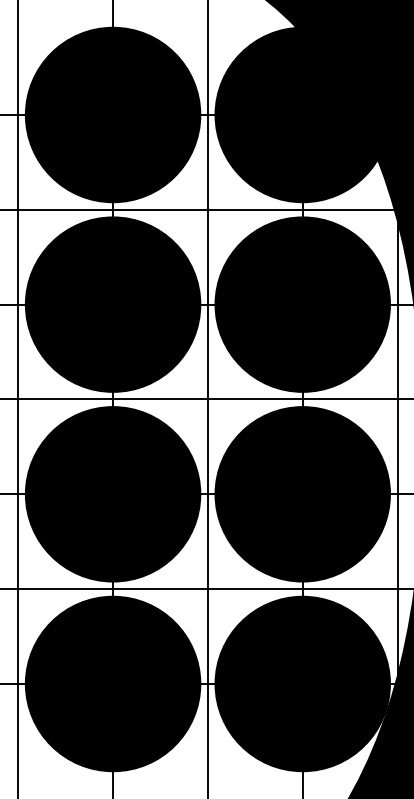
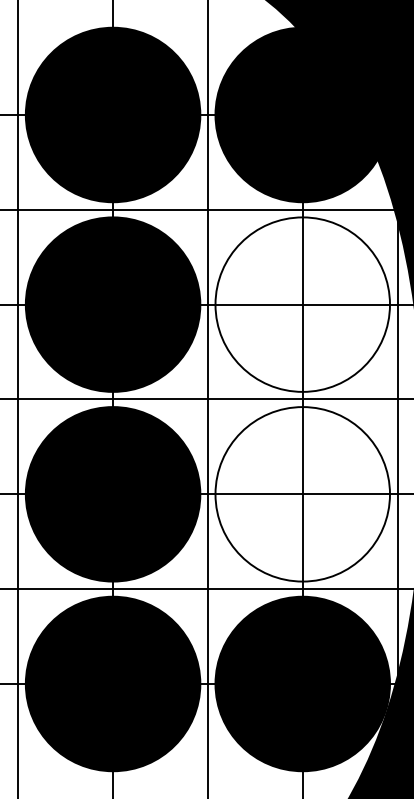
fill: present -> none (302, 304)
fill: present -> none (302, 494)
